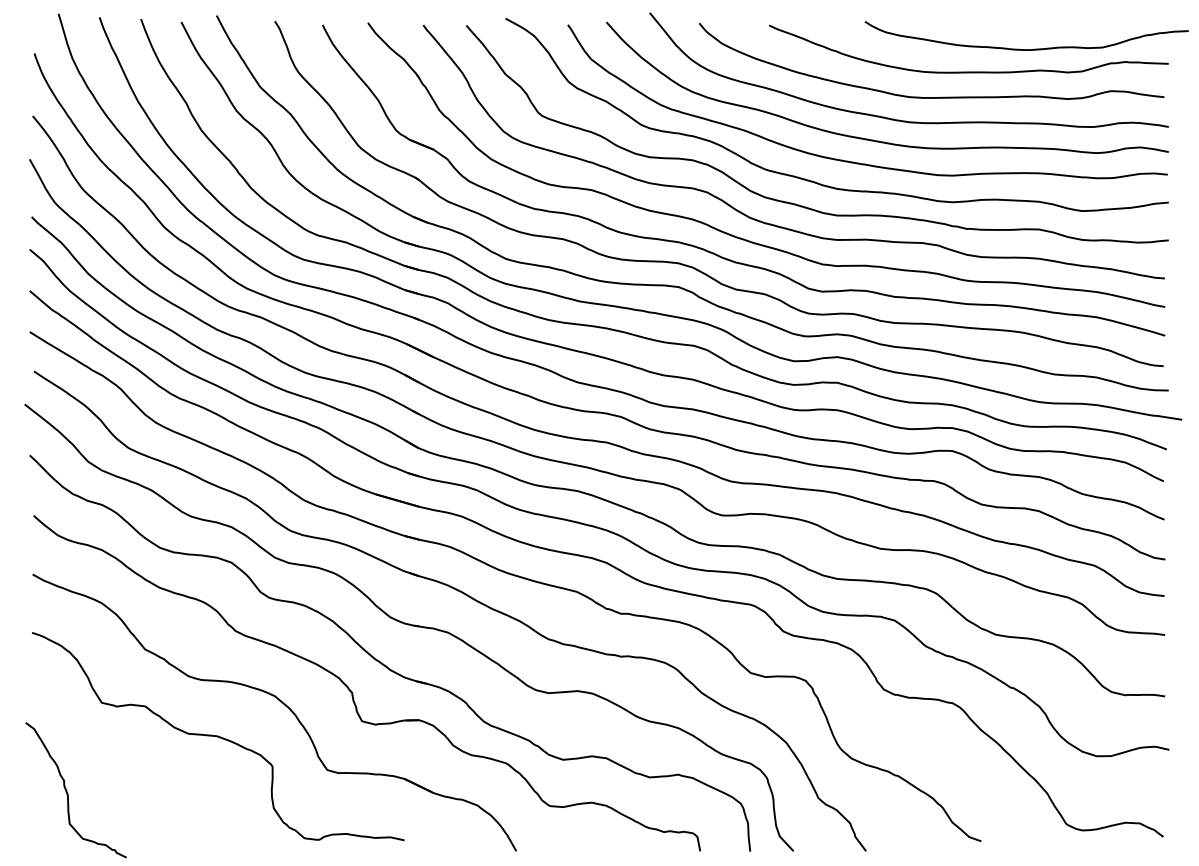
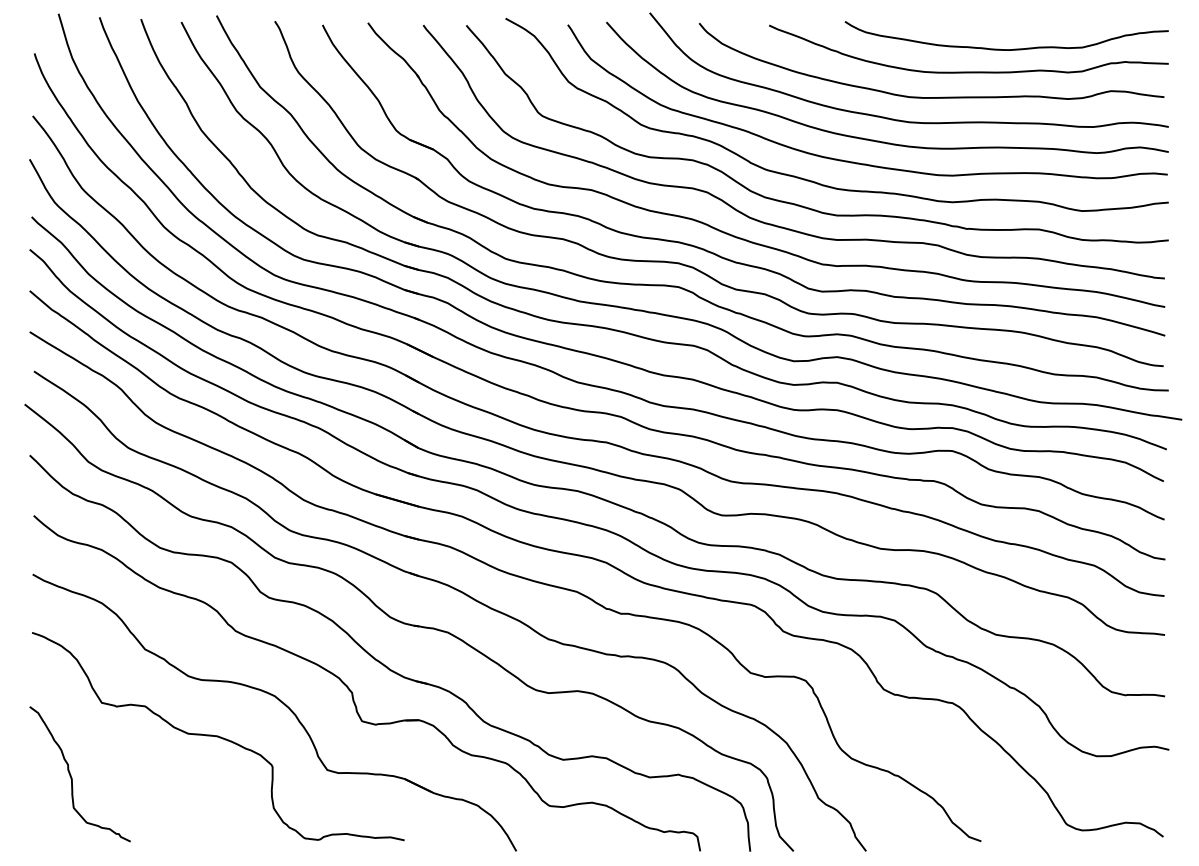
curve position: (1026, 49) -> (1006, 49) (1006, 49)
curve position: (68, 793) -> (72, 777) (72, 777)
